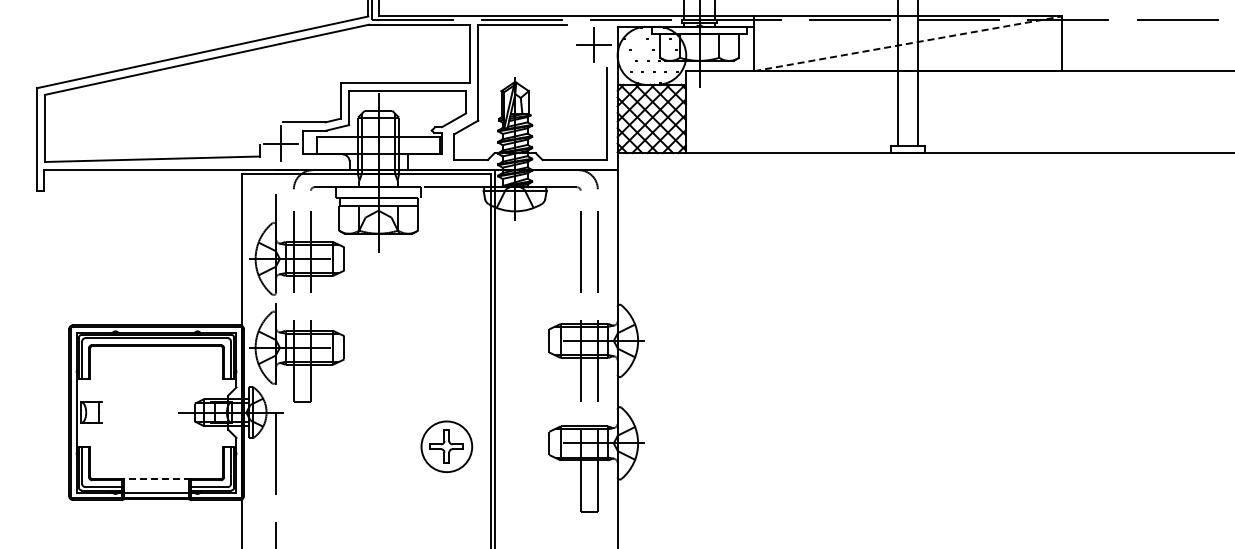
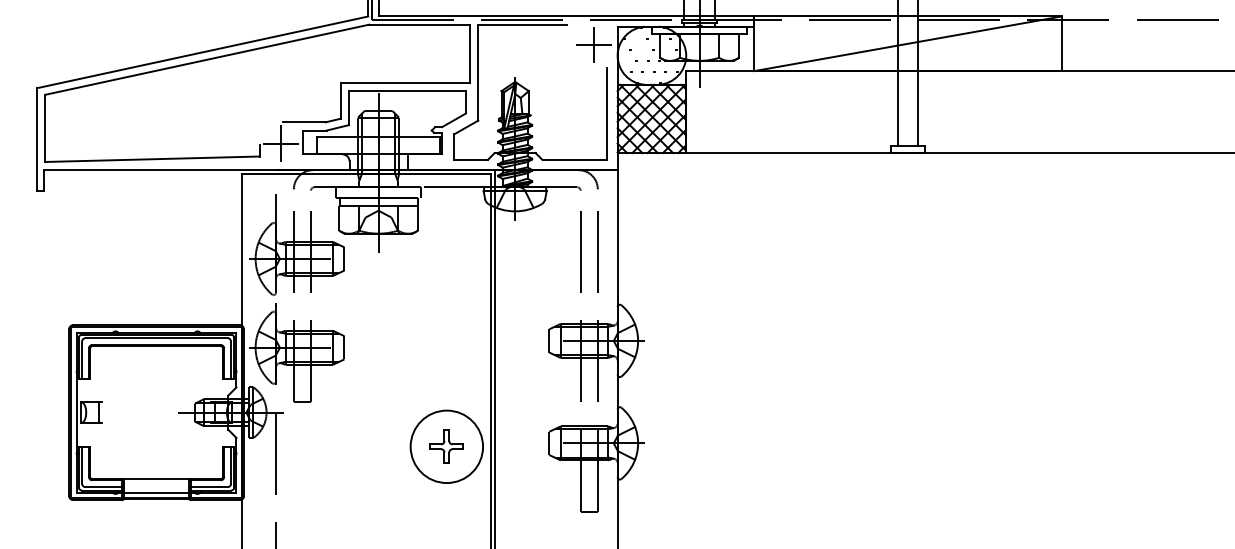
line: dashed -> solid (908, 43)
circle diameter: 51 px -> 72 px (446, 446)
line: dashed -> solid (156, 479)
